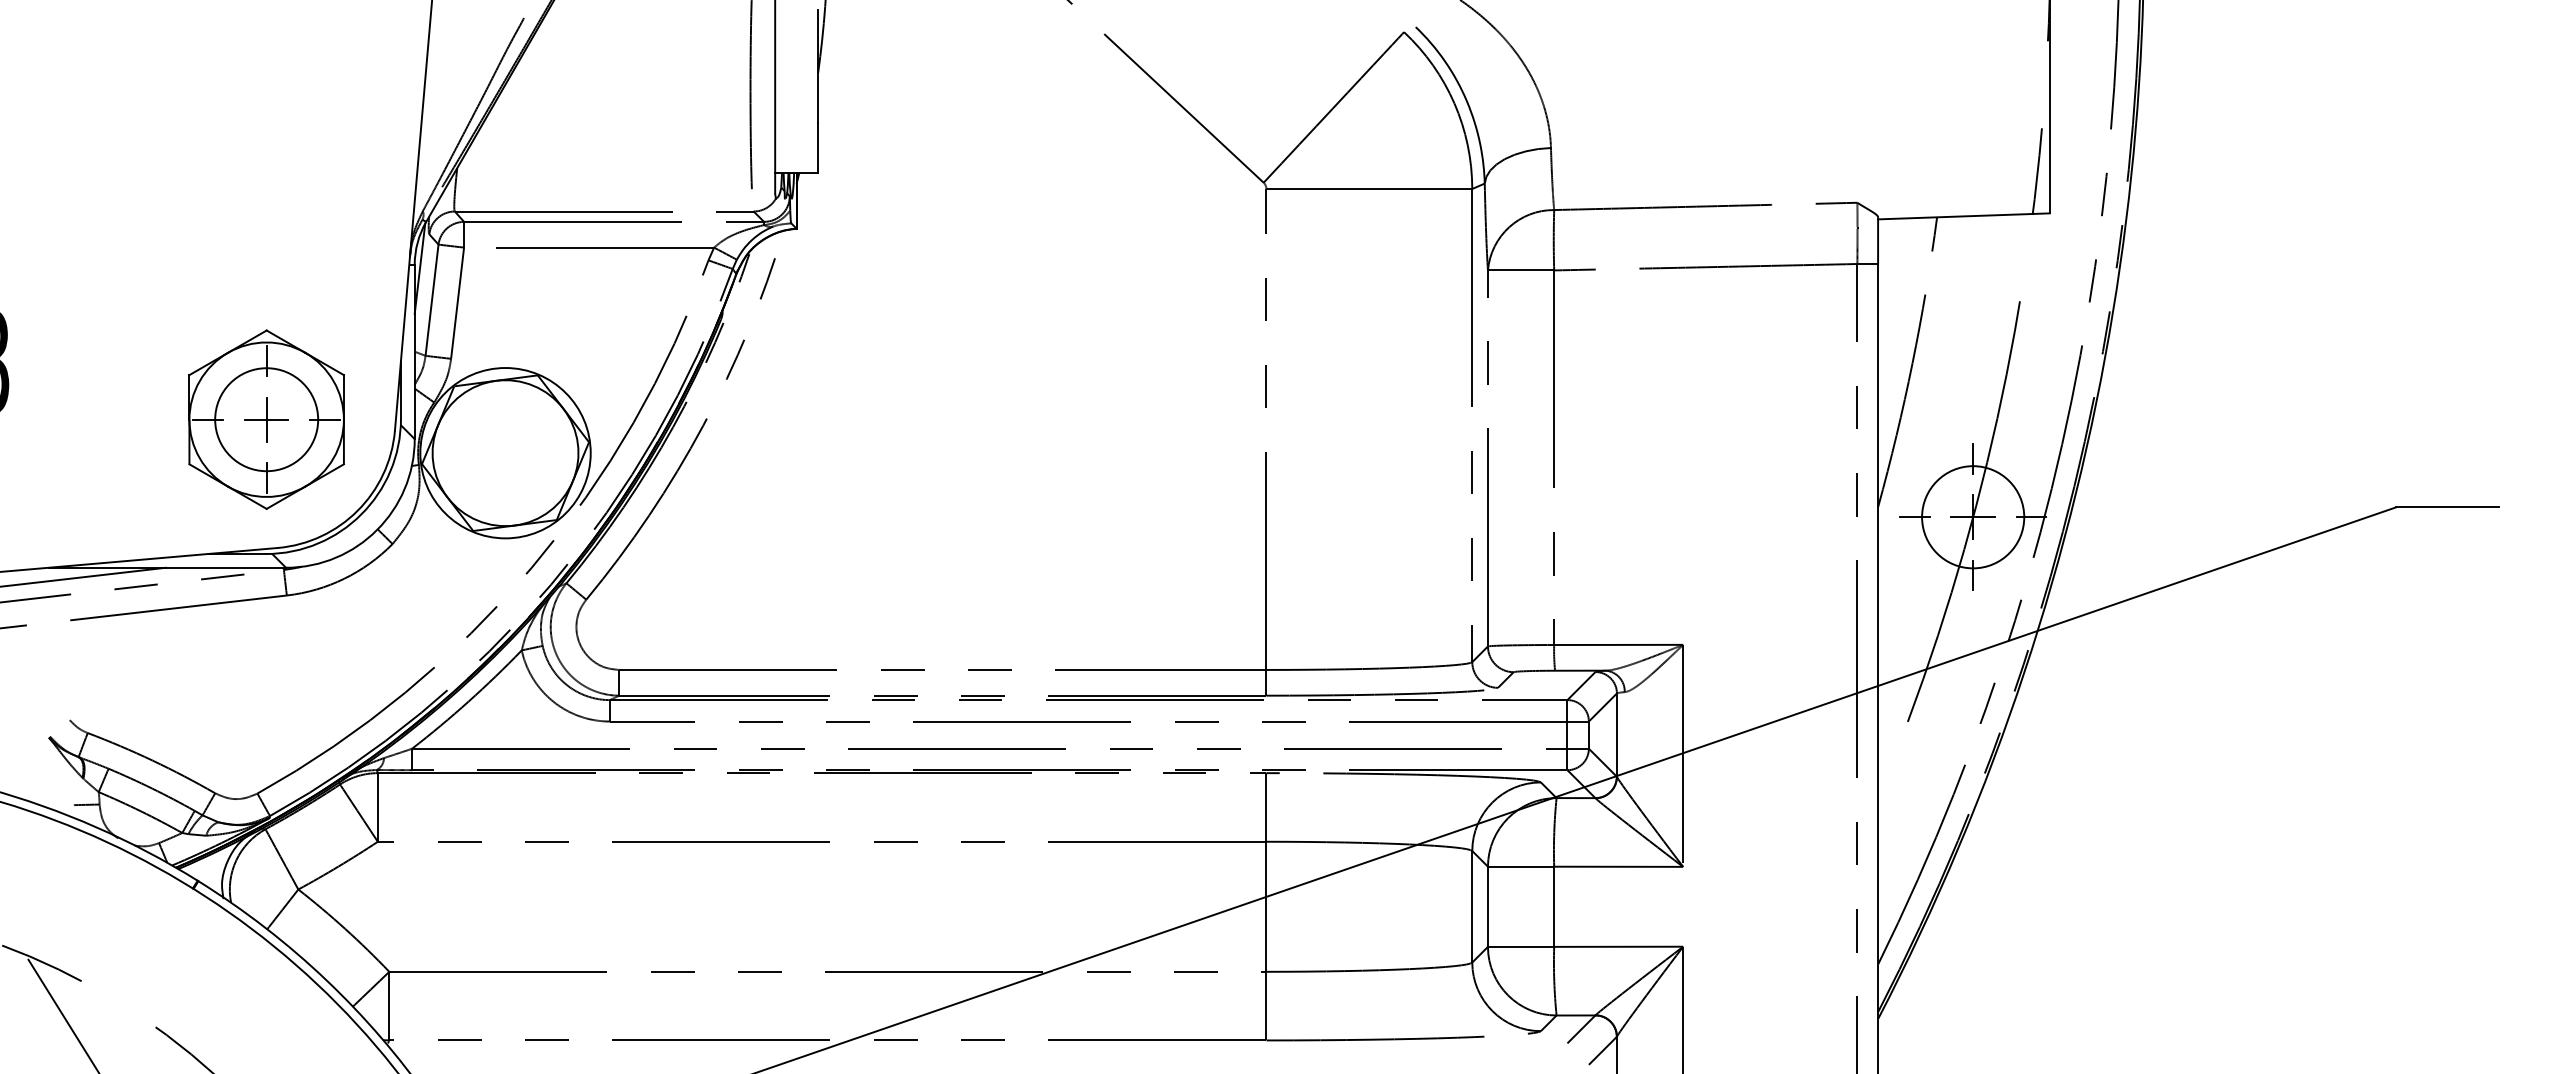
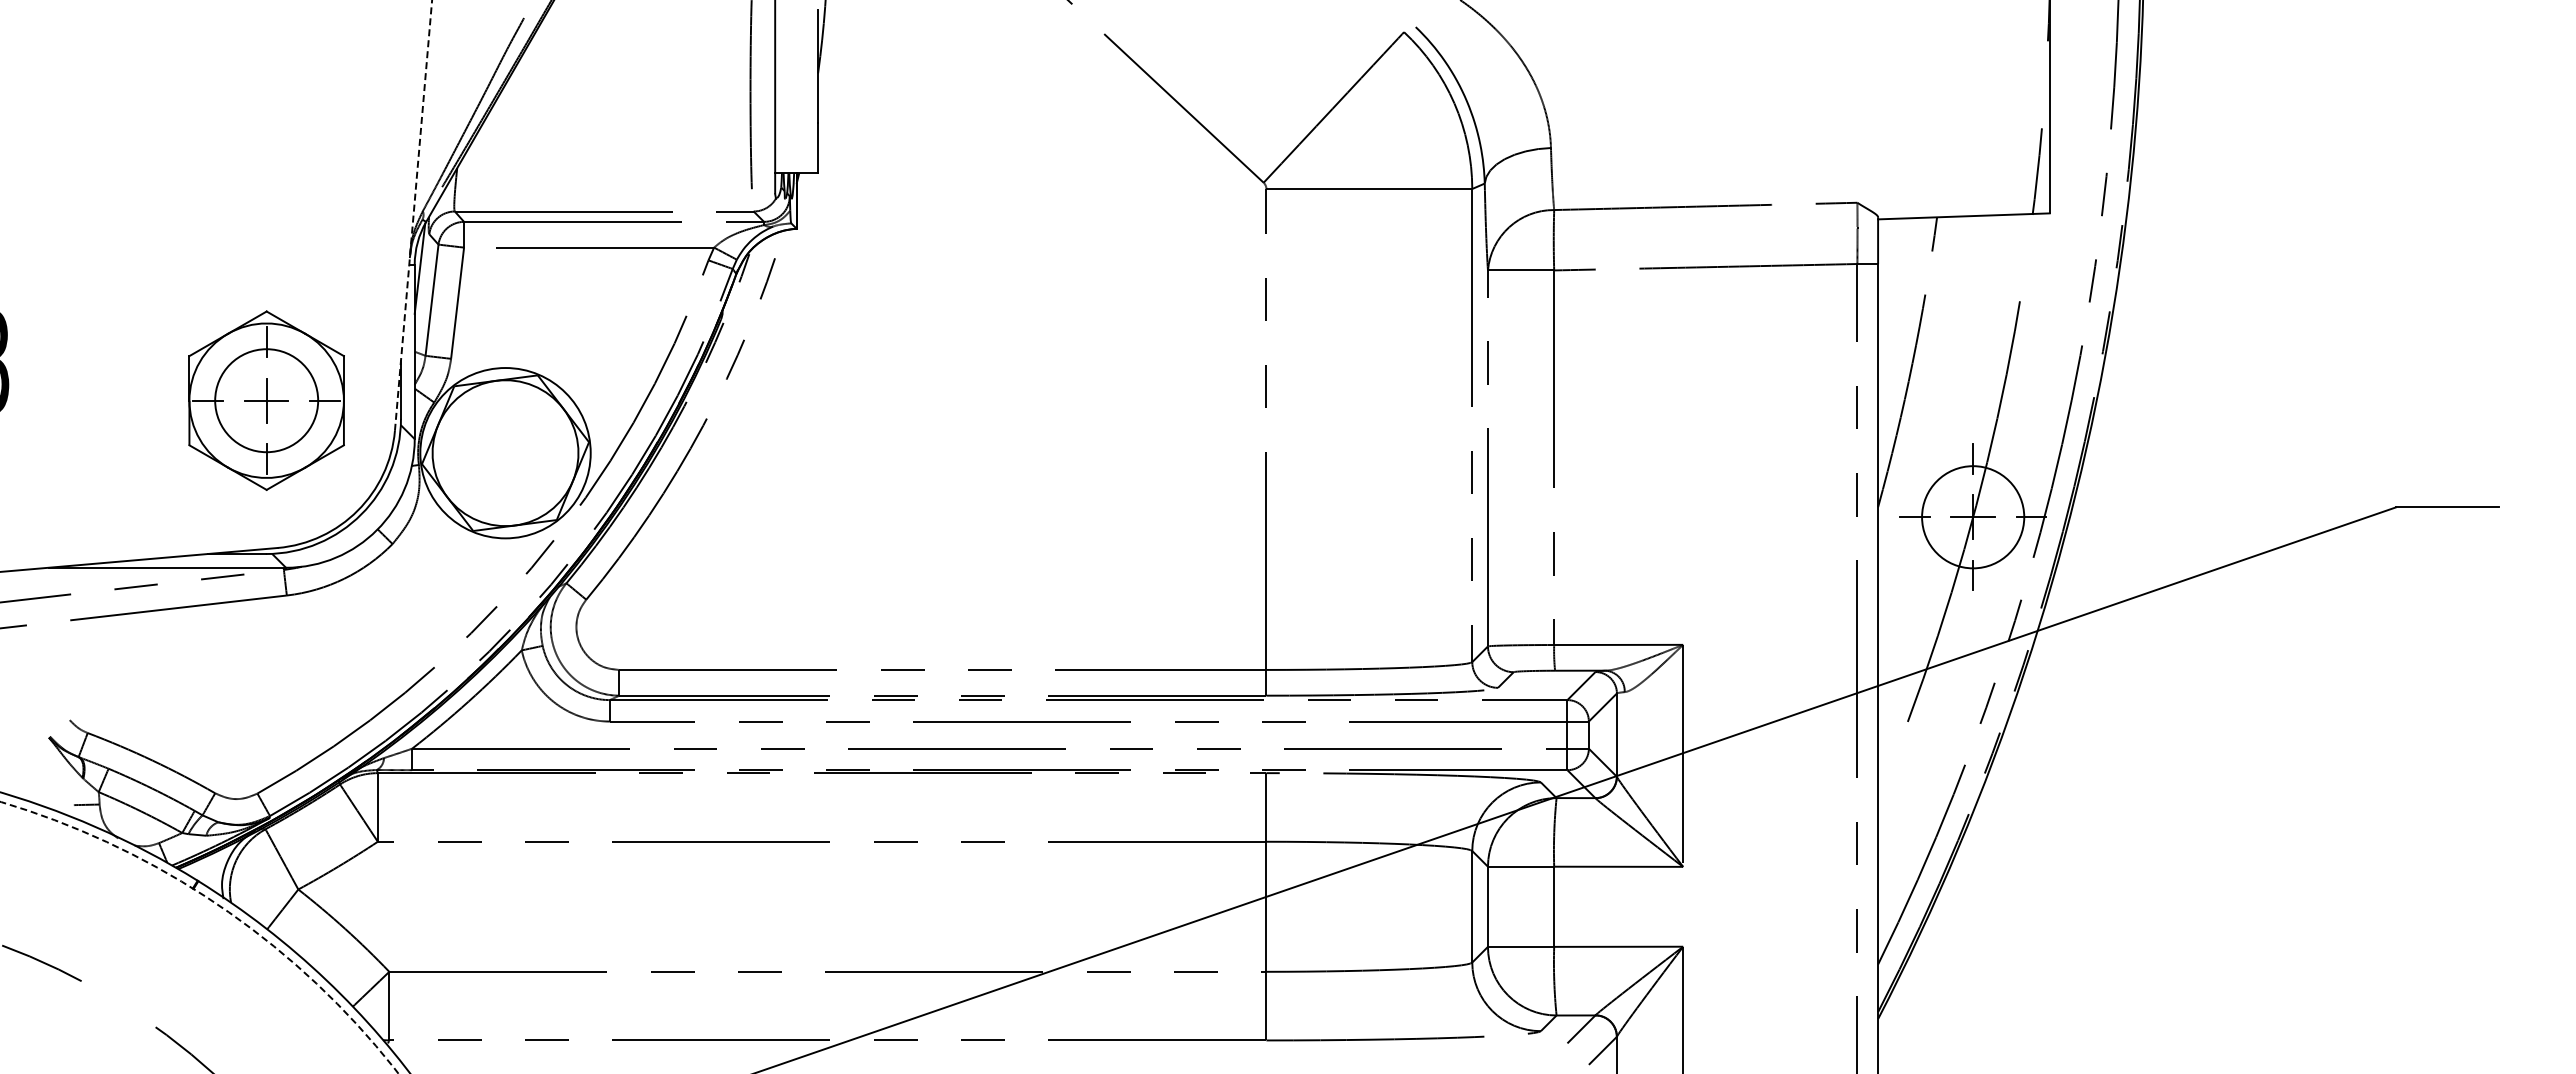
line: solid -> dashed (413, 215)
part position: (266, 419) -> (266, 400) (266, 400)
line: present -> none (83, 576)
arc: solid -> dashed (219, 905)
line: present -> none (62, 1014)
